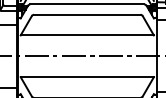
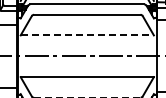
line: solid -> dashed (87, 35)
line: solid -> dashed (87, 97)
